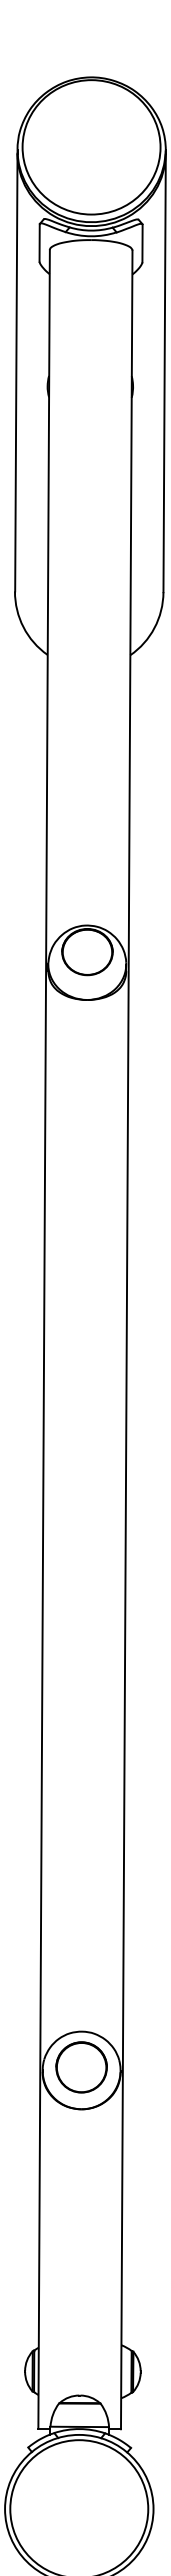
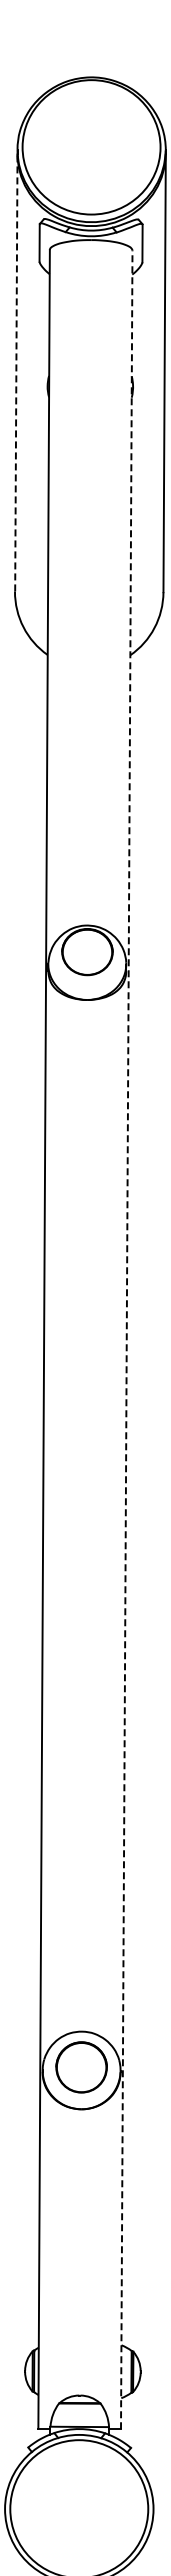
line: solid -> dashed (16, 372)
line: solid -> dashed (126, 1339)
